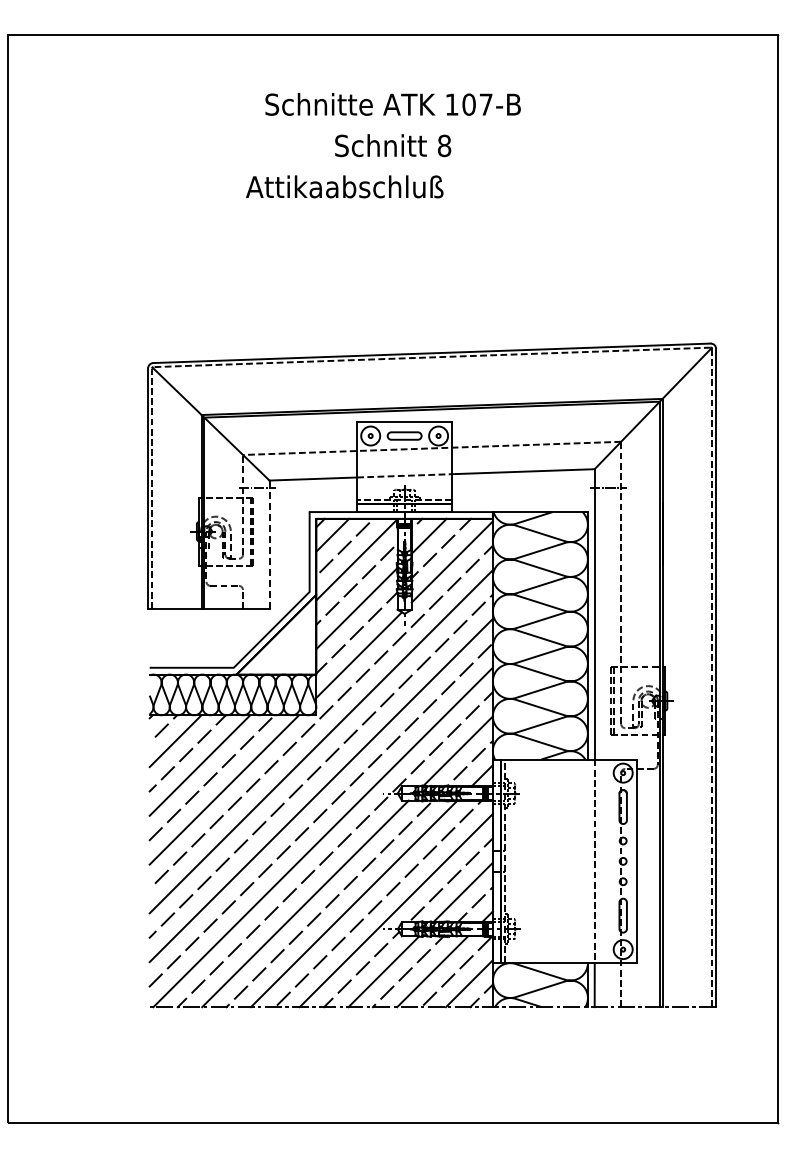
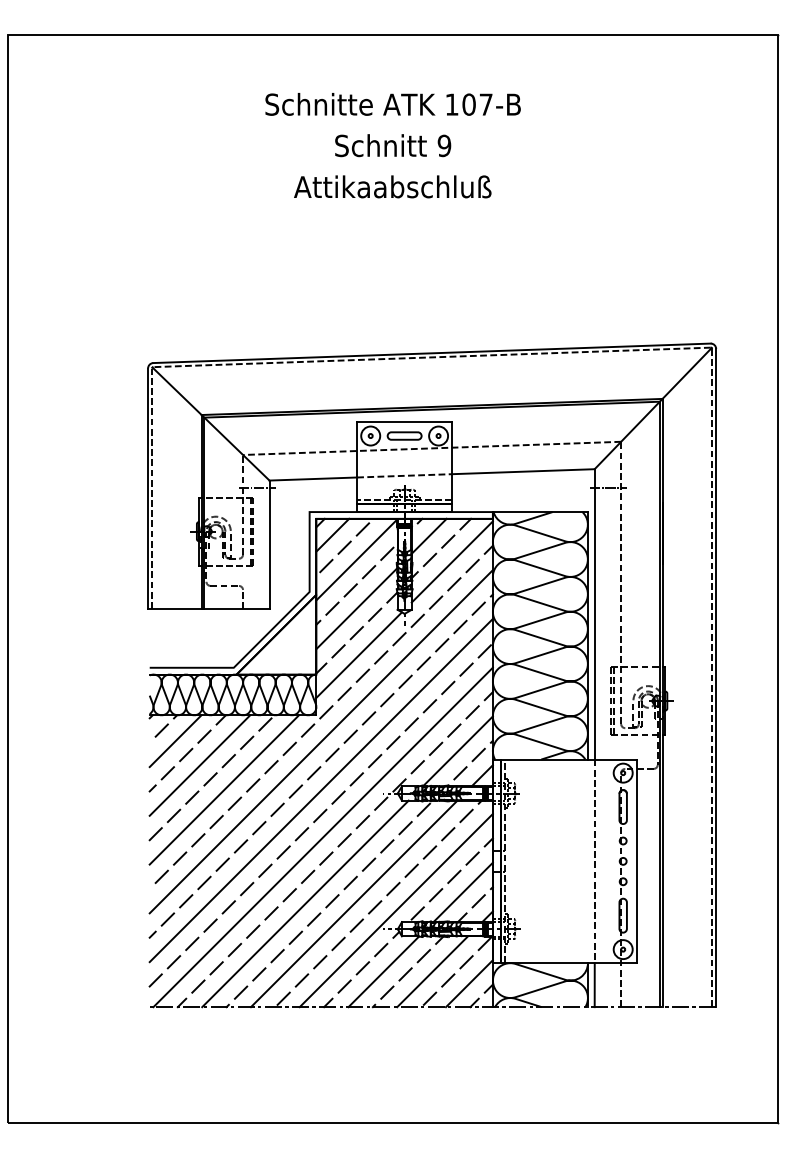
text: 8 -> 9 (444, 146)
text position: (344, 186) -> (392, 186) (392, 186)
line: dashed -> solid (269, 544)
